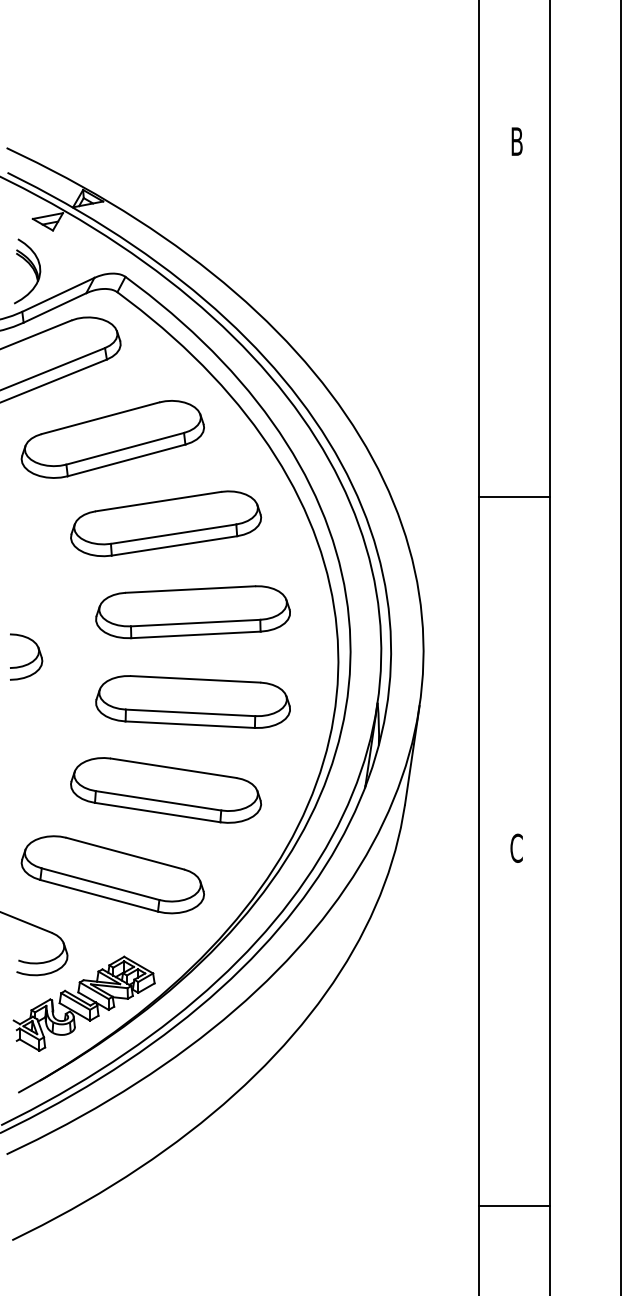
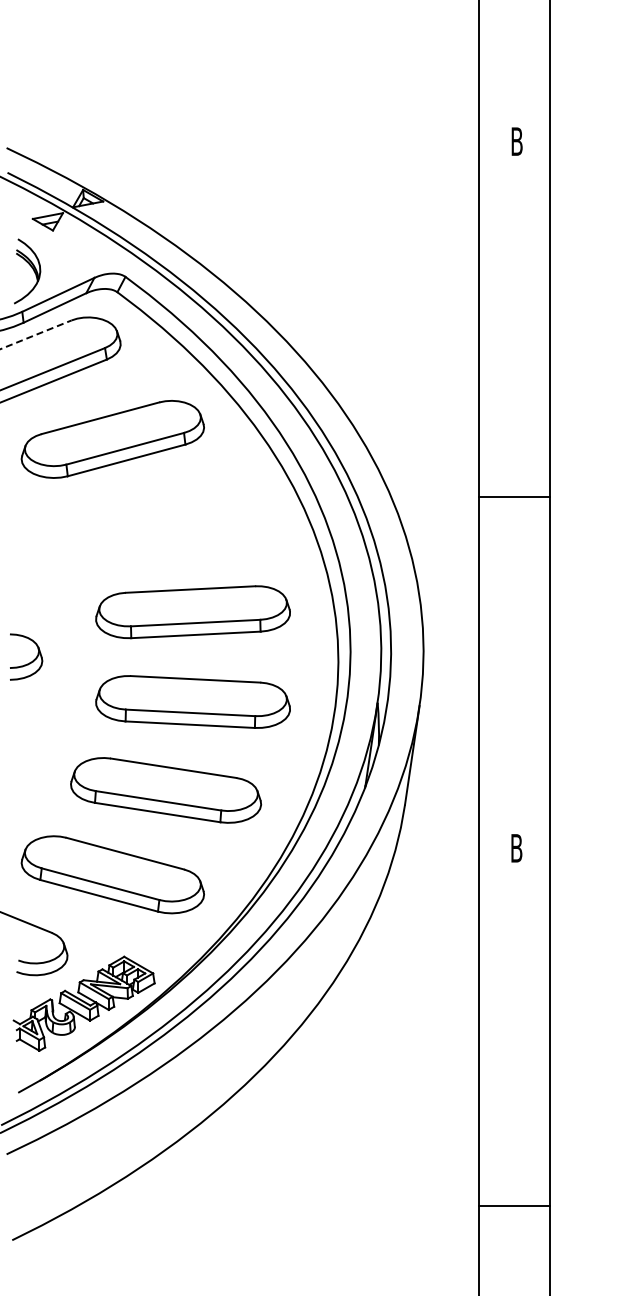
line: solid -> dashed (36, 334)
part: present -> none (166, 523)
line: present -> none (620, 647)
text: C -> B (516, 847)
